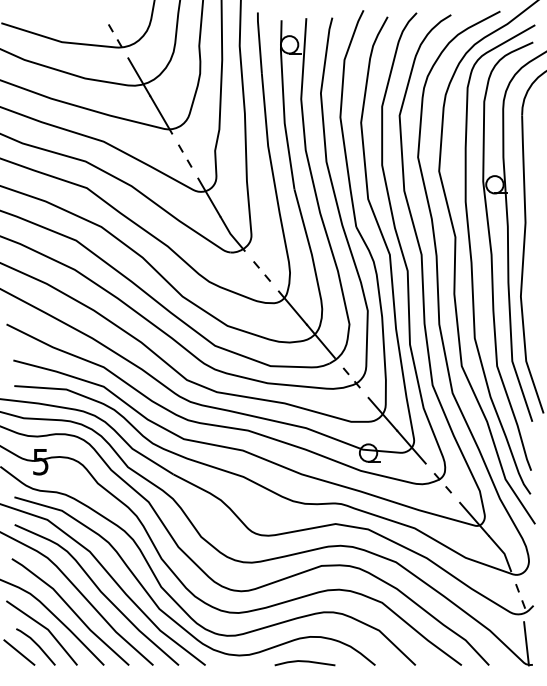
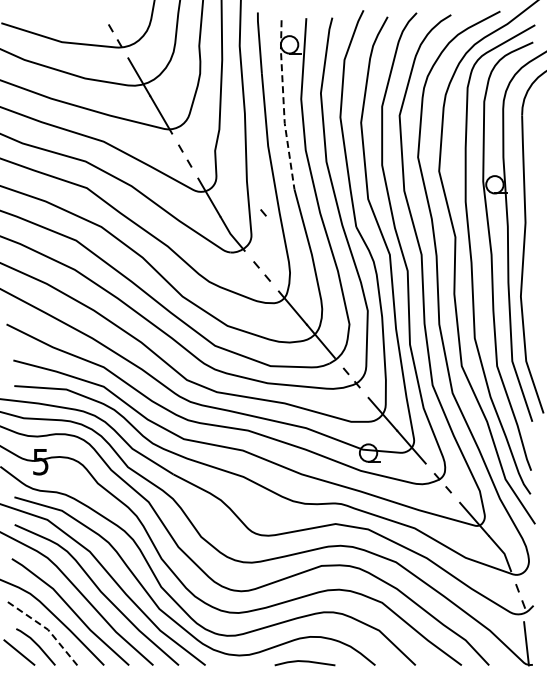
line: solid -> dashed (283, 105)
line: none -> present (263, 212)
line: solid -> dashed (46, 628)
